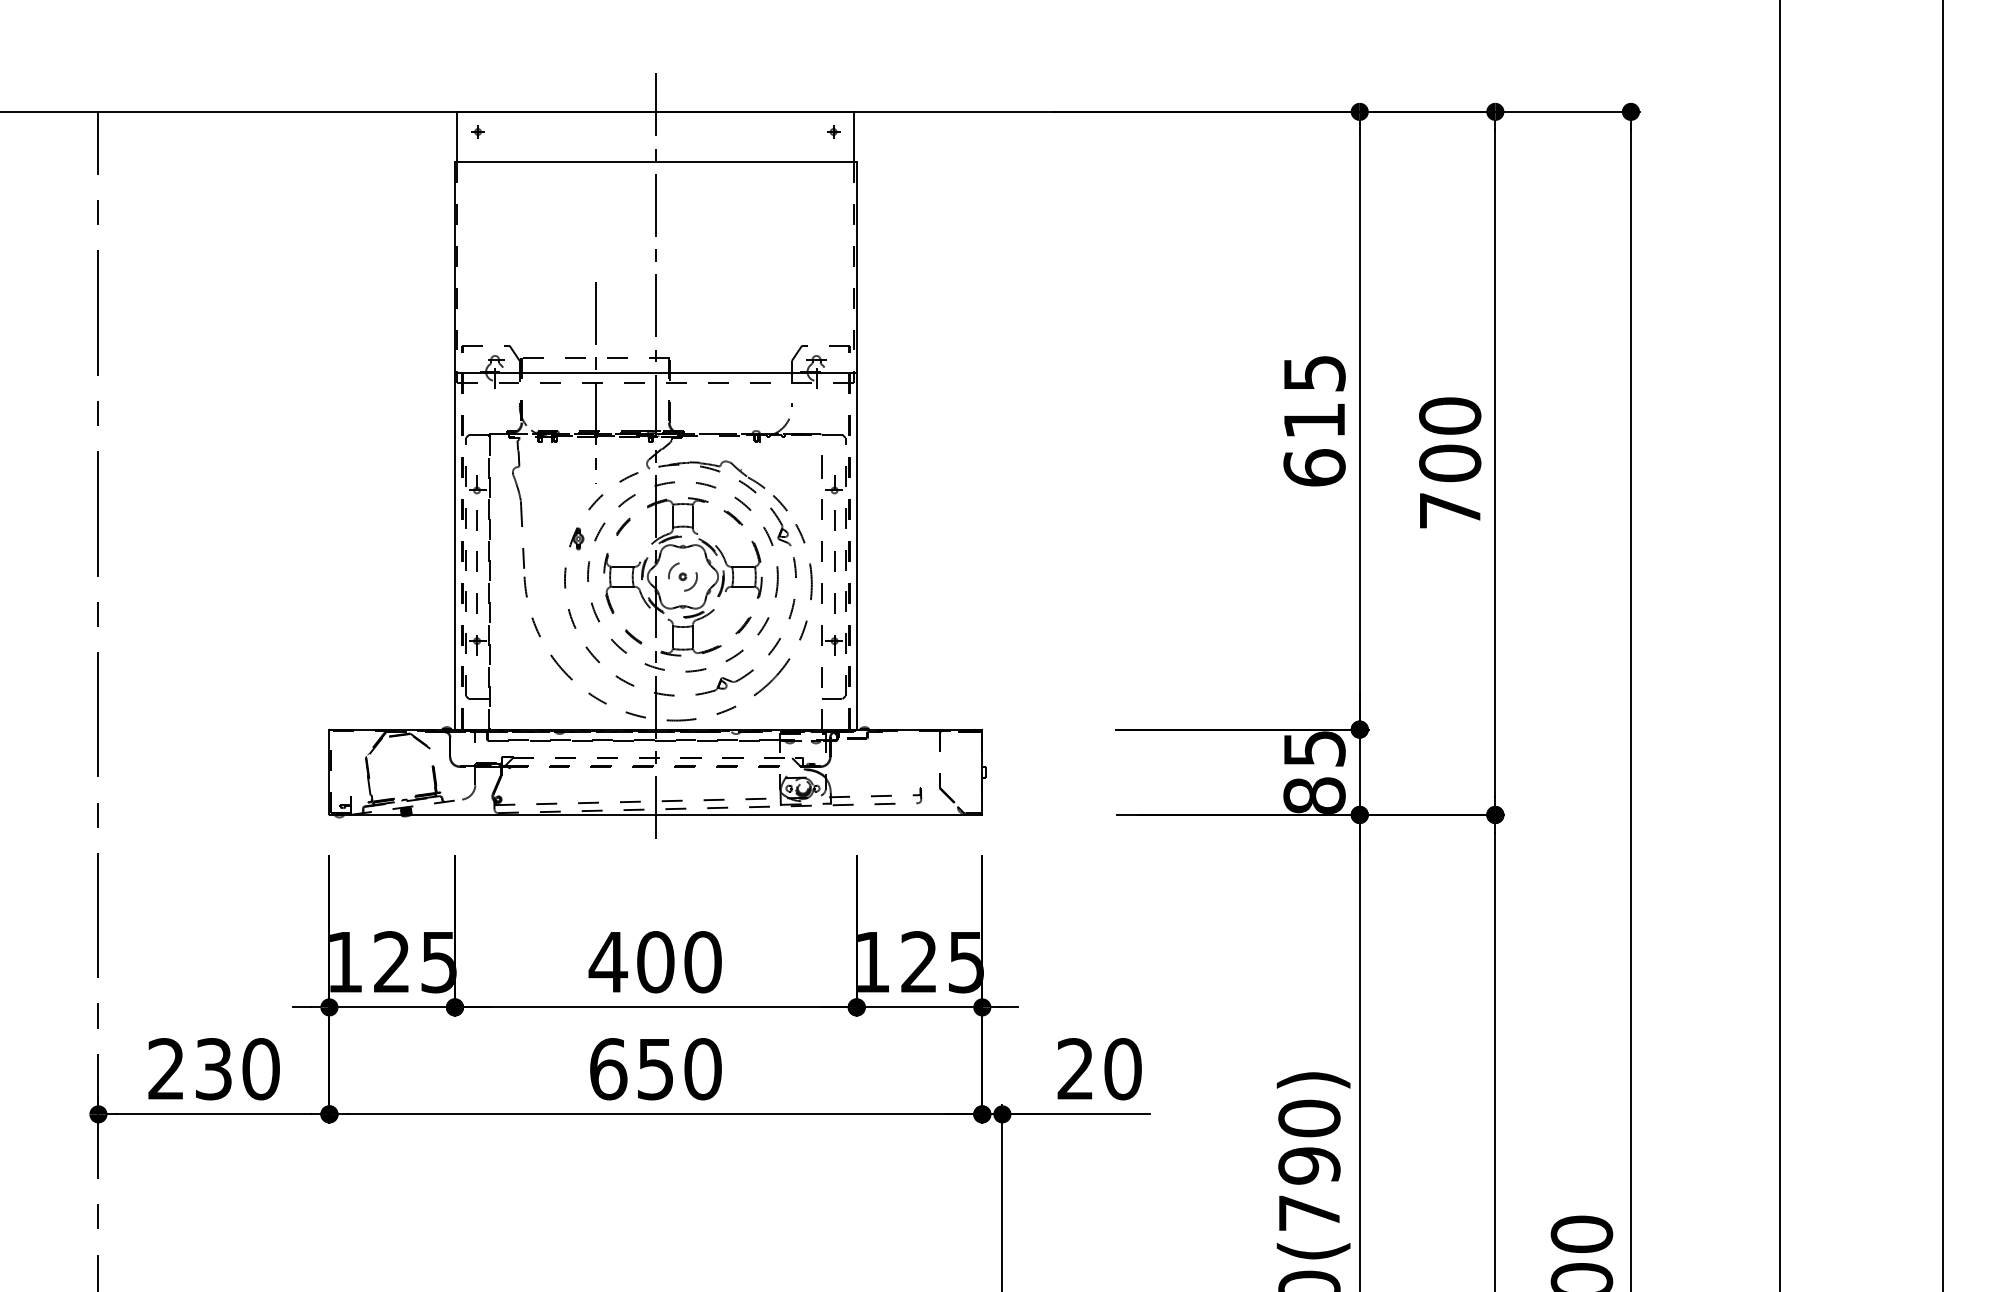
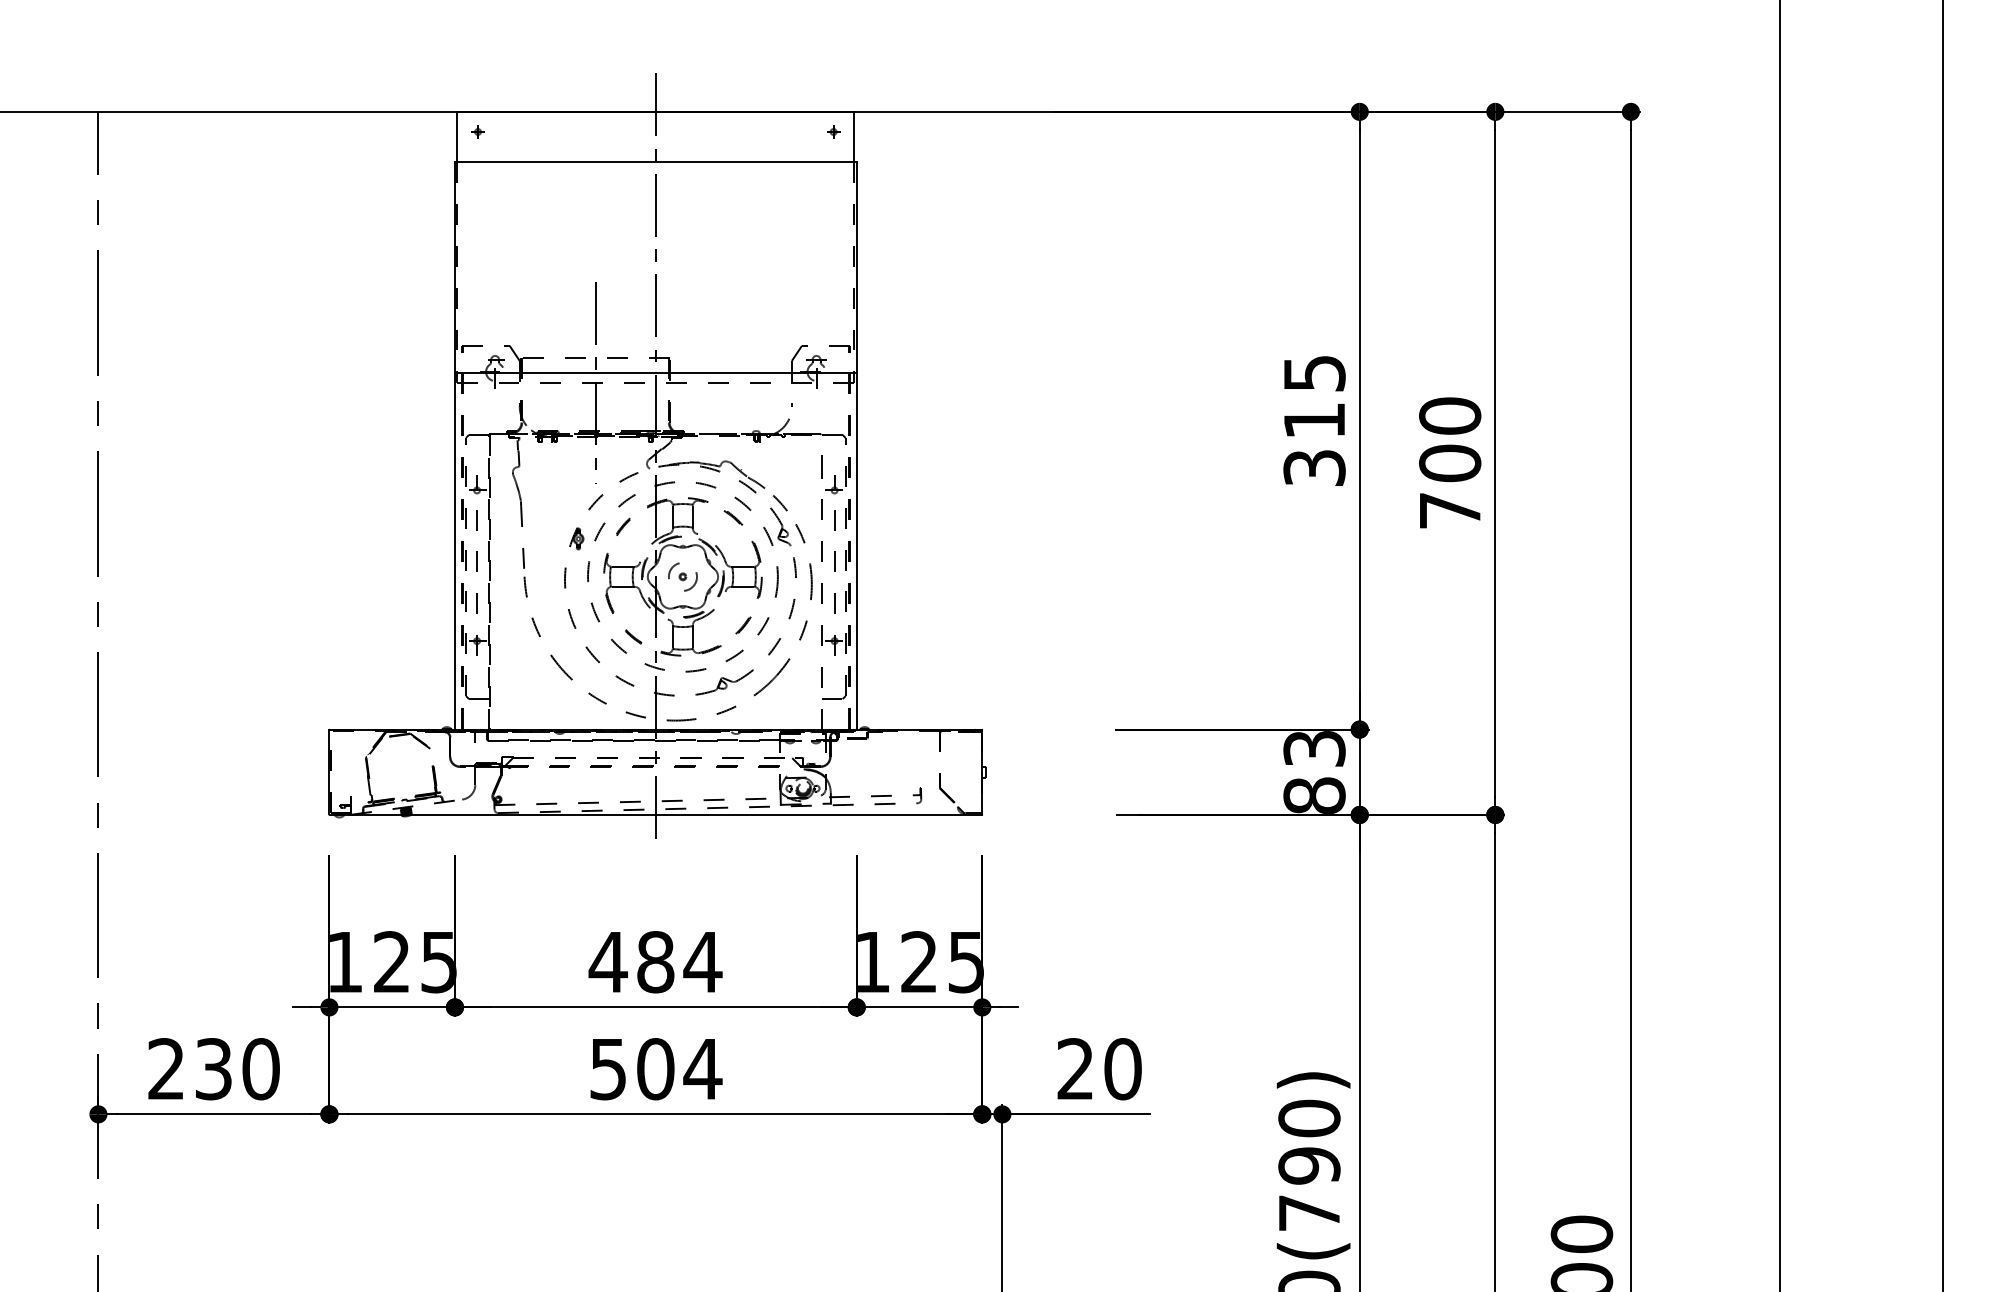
text: 615 -> 315 (1314, 467)
text: 85 -> 83 (1314, 748)
text: 400 -> 484 (679, 962)
text: 650 -> 504 (656, 1069)
